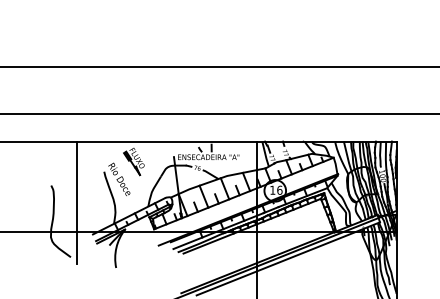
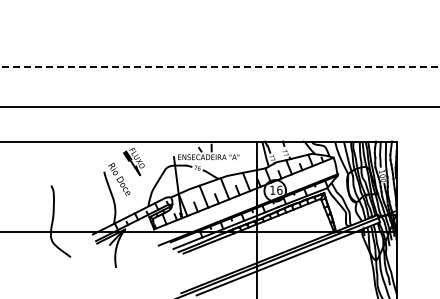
line: solid -> dashed (219, 66)
line position: (219, 113) -> (219, 106) (219, 106)
line: present -> none (77, 202)
